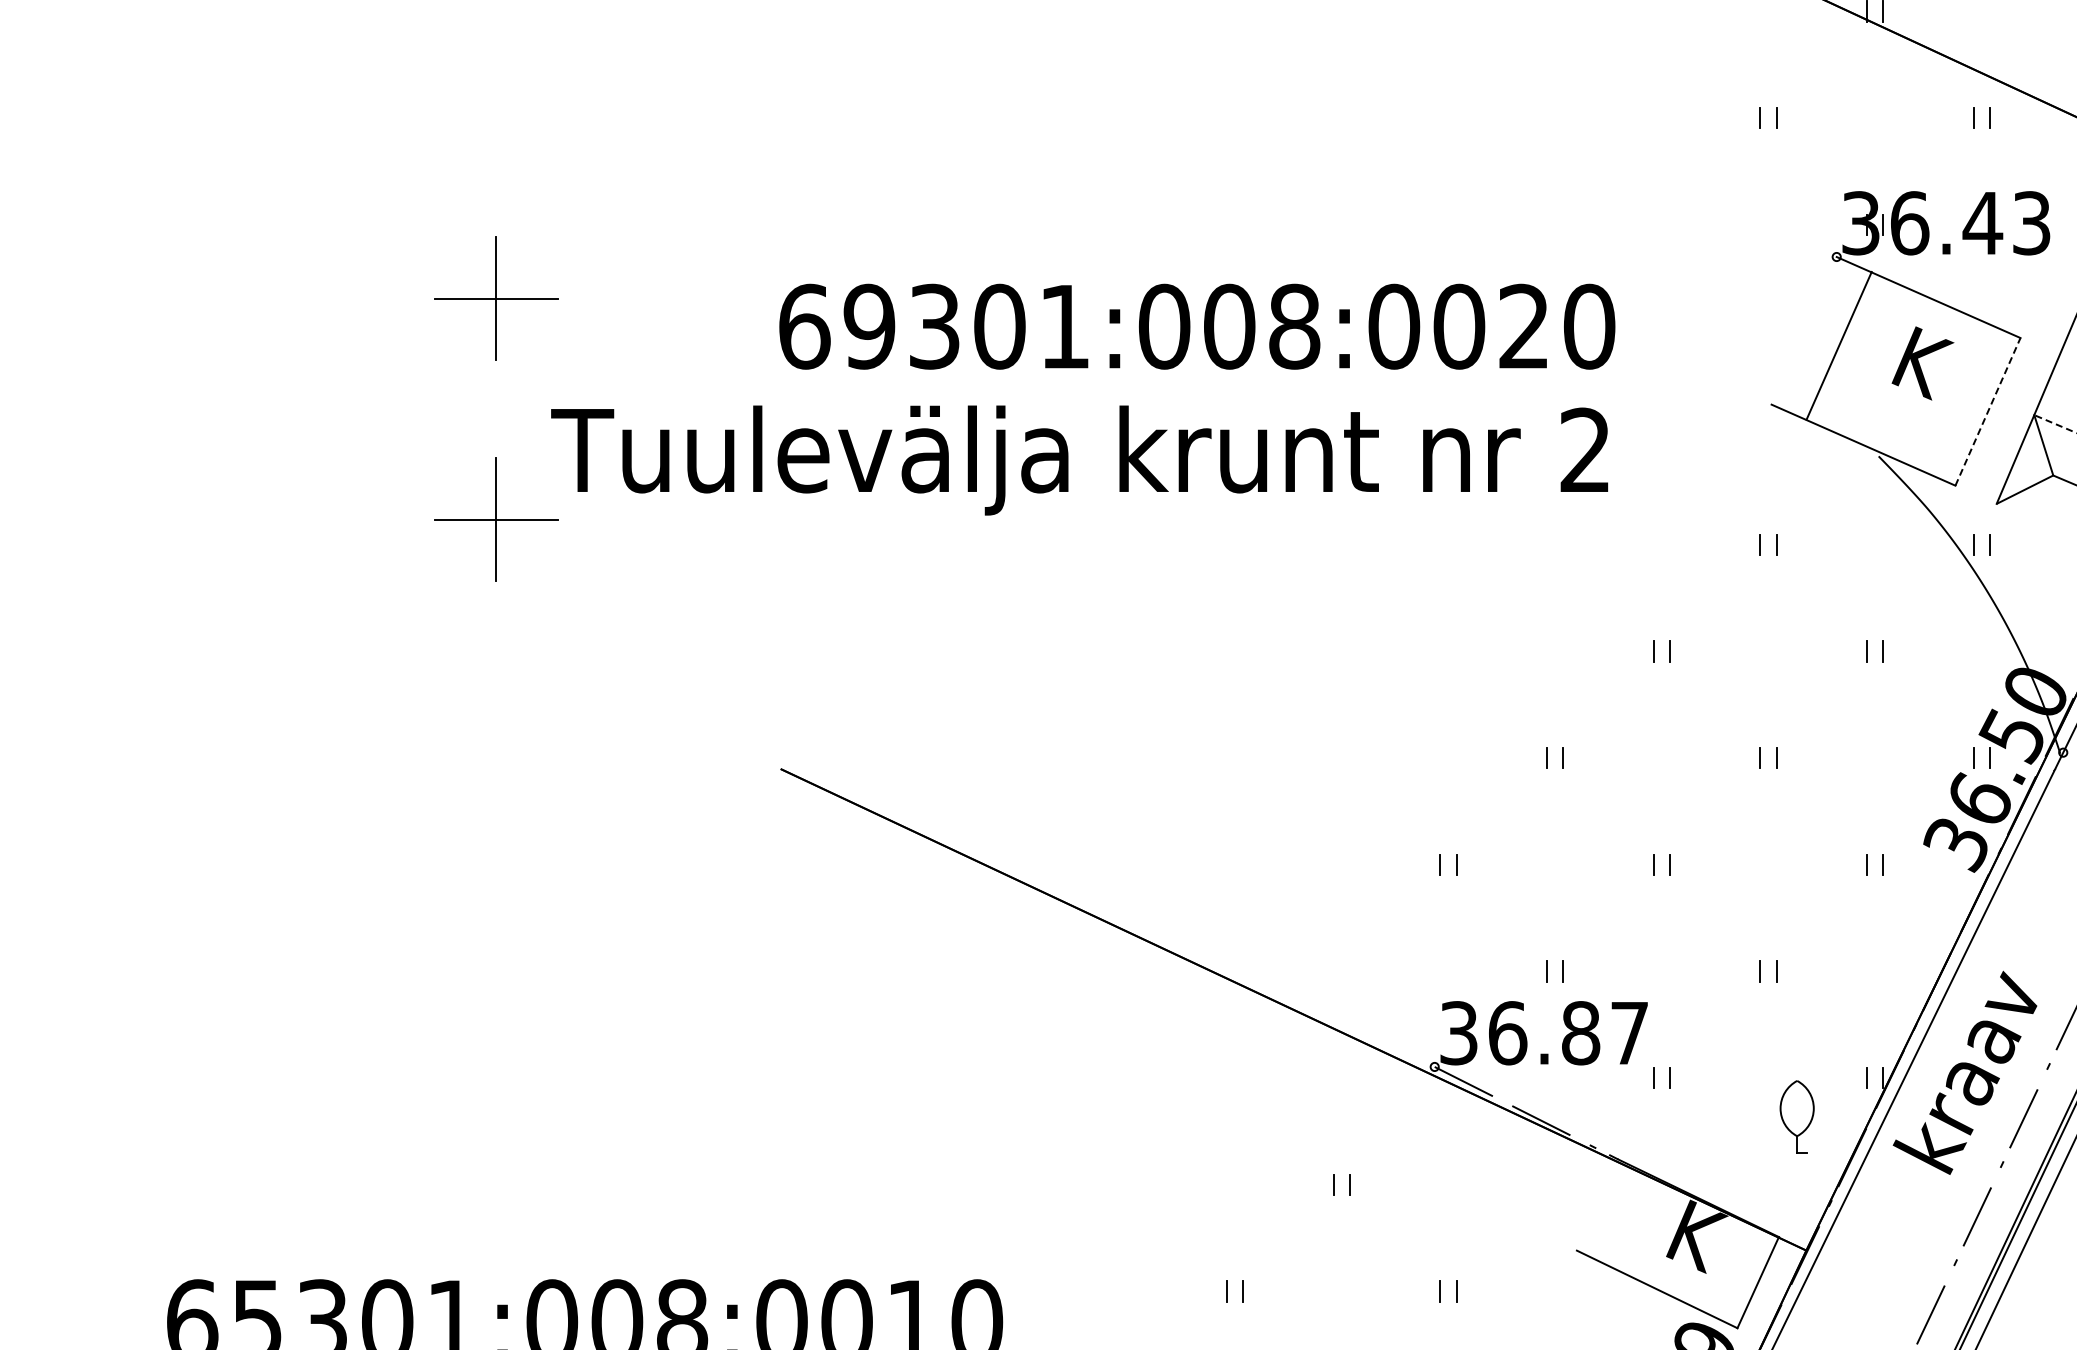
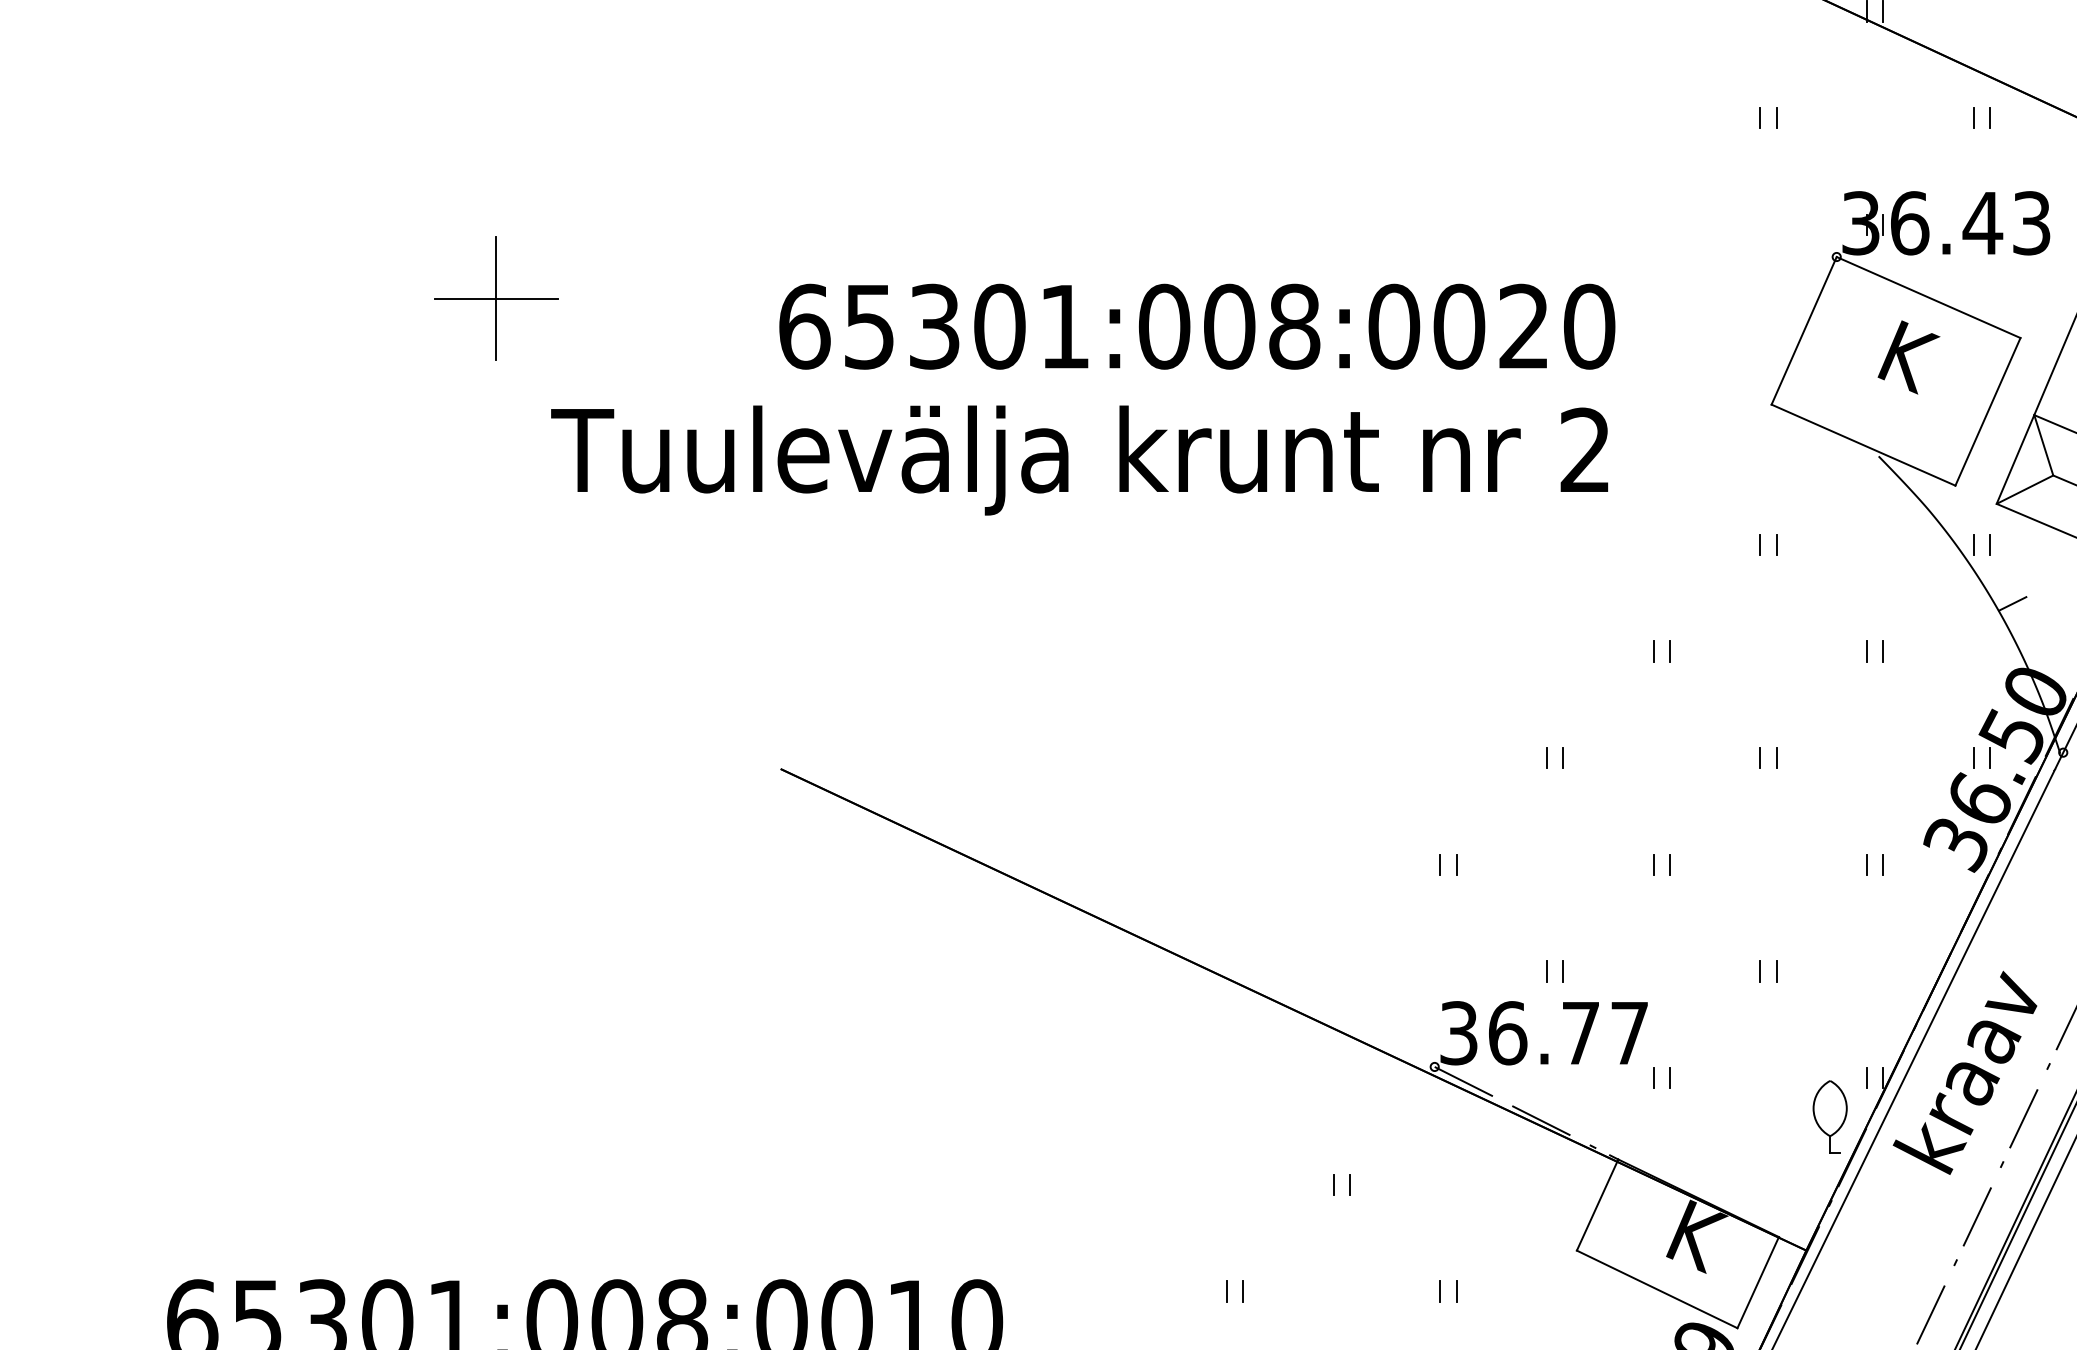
text: 69301:008:0020 -> 65301:008:0020 (869, 326)
line position: (1838, 345) -> (1803, 330) (1803, 330)
text position: (1922, 363) -> (1908, 357) (1908, 357)
line: dashed -> solid (1987, 411)
line: dashed -> solid (2055, 424)
part: present -> none (496, 519)
line: none -> present (2034, 519)
line: none -> present (2012, 603)
text: 36.87 -> 36.77 (1581, 1033)
part position: (1796, 1116) -> (1829, 1116) (1829, 1116)
line: none -> present (1597, 1204)
